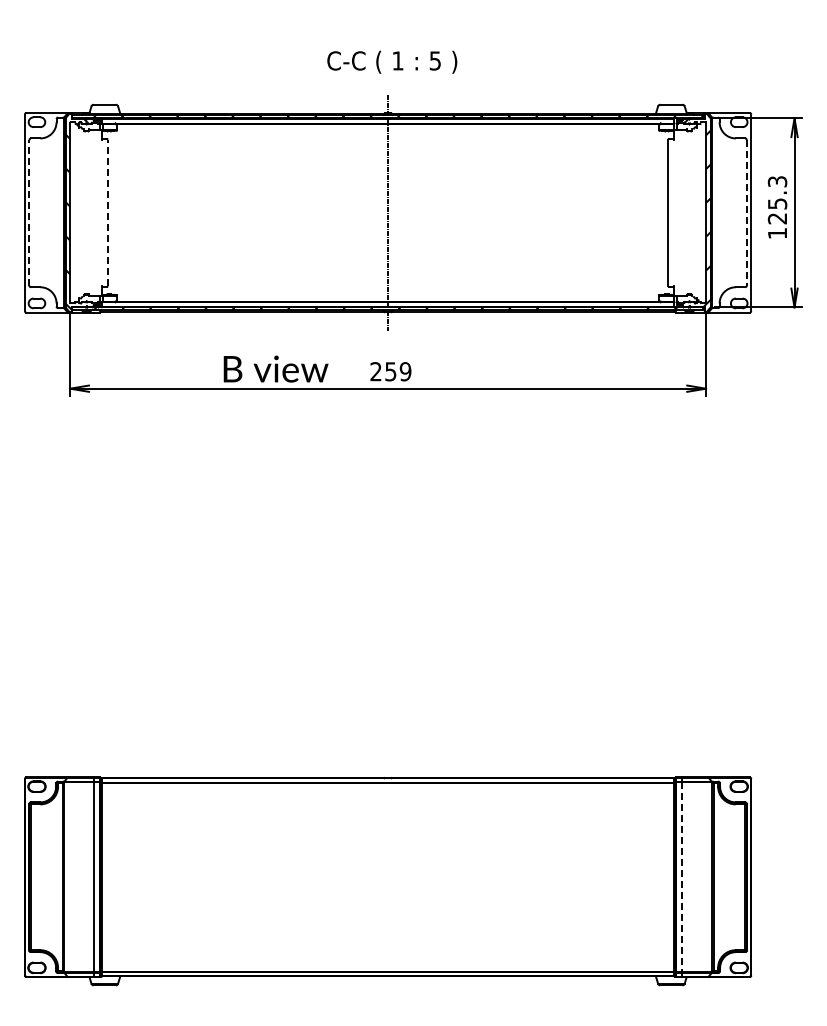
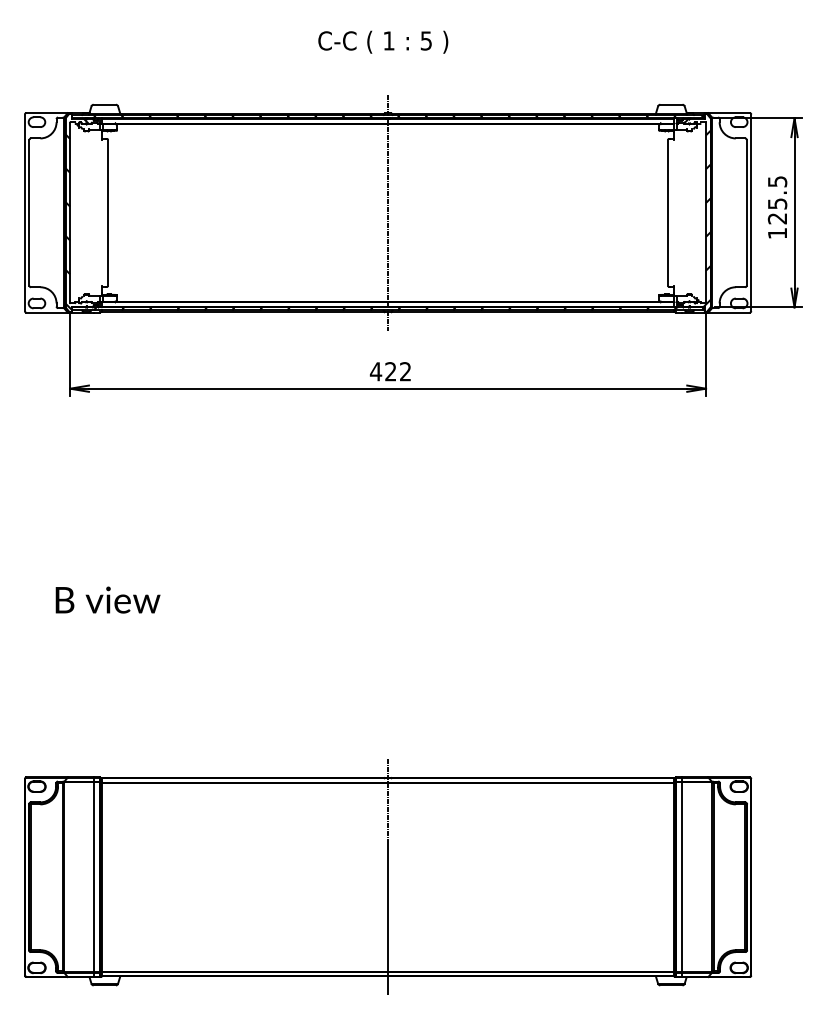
text position: (392, 61) -> (383, 41) (383, 41)
text: 125.3 -> 125.5 (776, 181)
line: dashed -> solid (29, 212)
line: dashed -> solid (107, 212)
line: dashed -> solid (746, 212)
text position: (275, 368) -> (107, 599) (107, 599)
text: 259 -> 422 (390, 371)
line: none -> present (388, 877)
line: dashed -> solid (681, 877)
